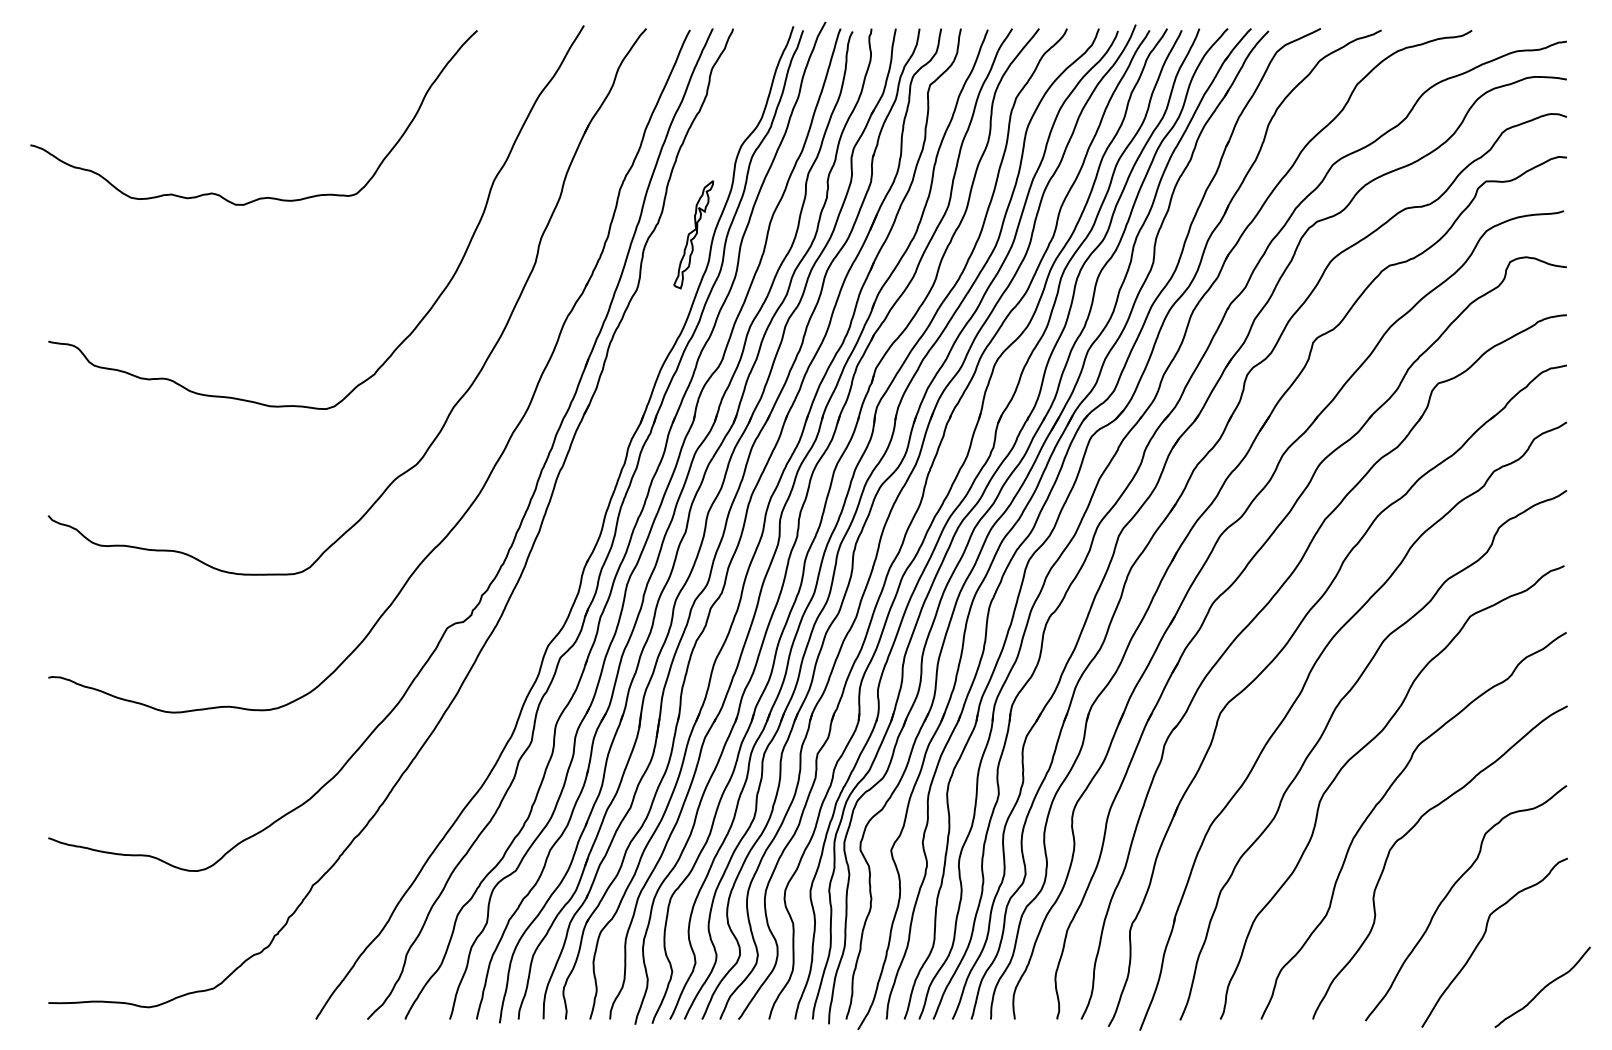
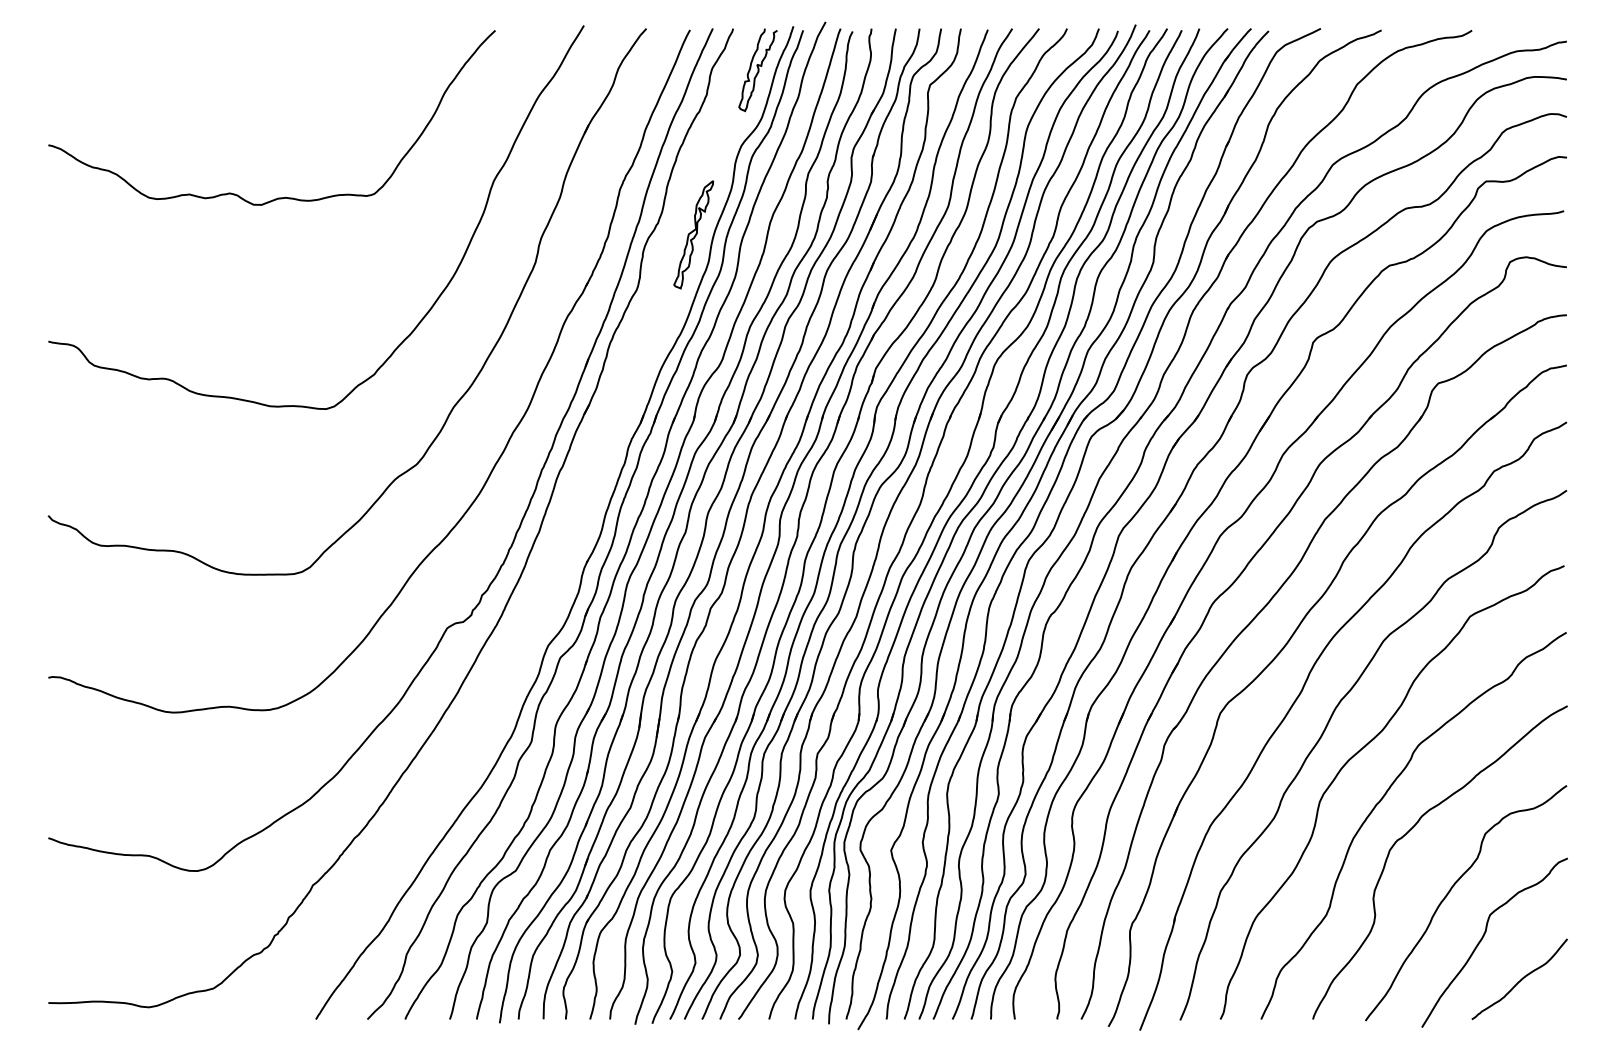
curve: none -> present (757, 70)
curve position: (259, 197) -> (277, 197) (277, 197)
curve position: (1543, 987) -> (1520, 979) (1520, 979)
